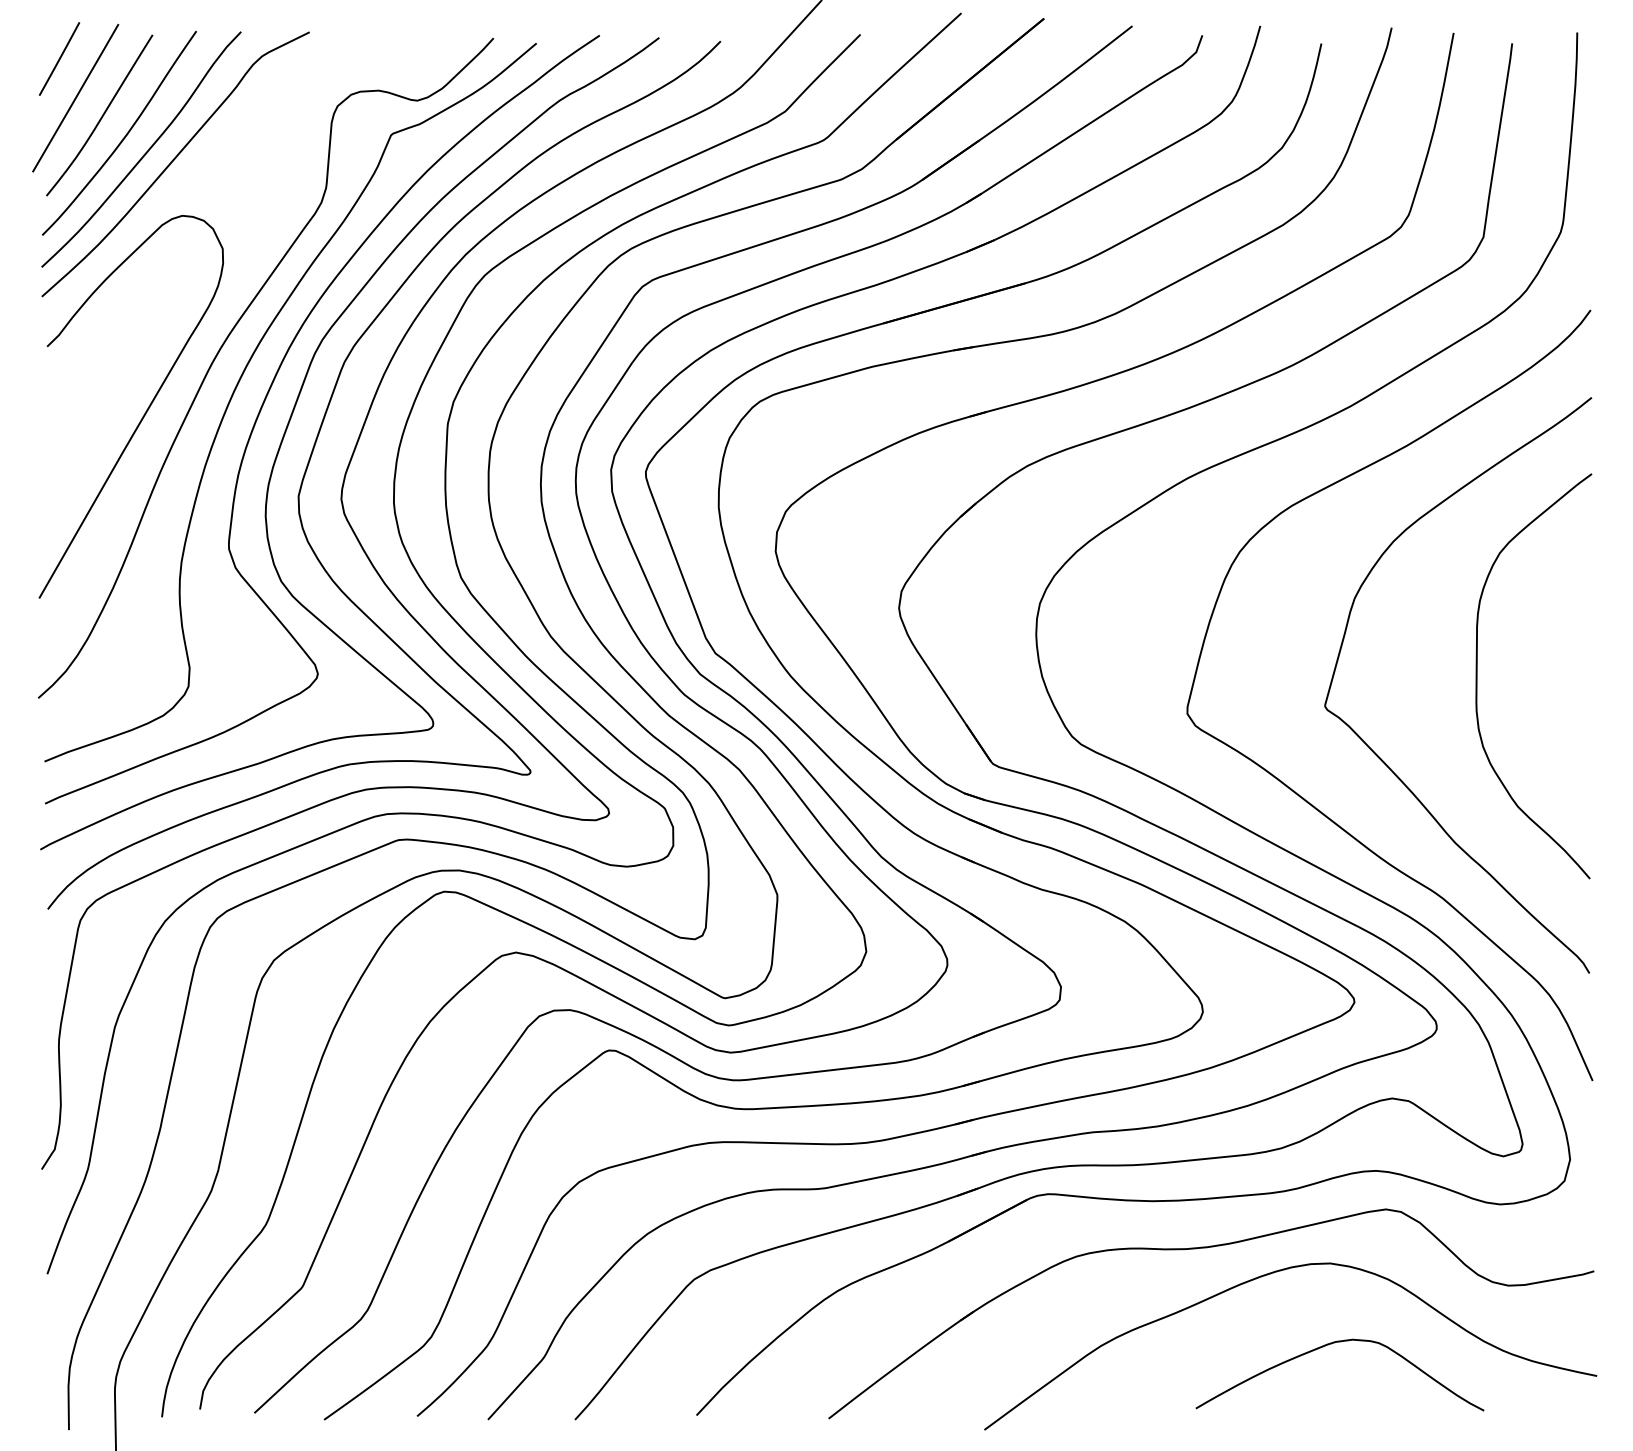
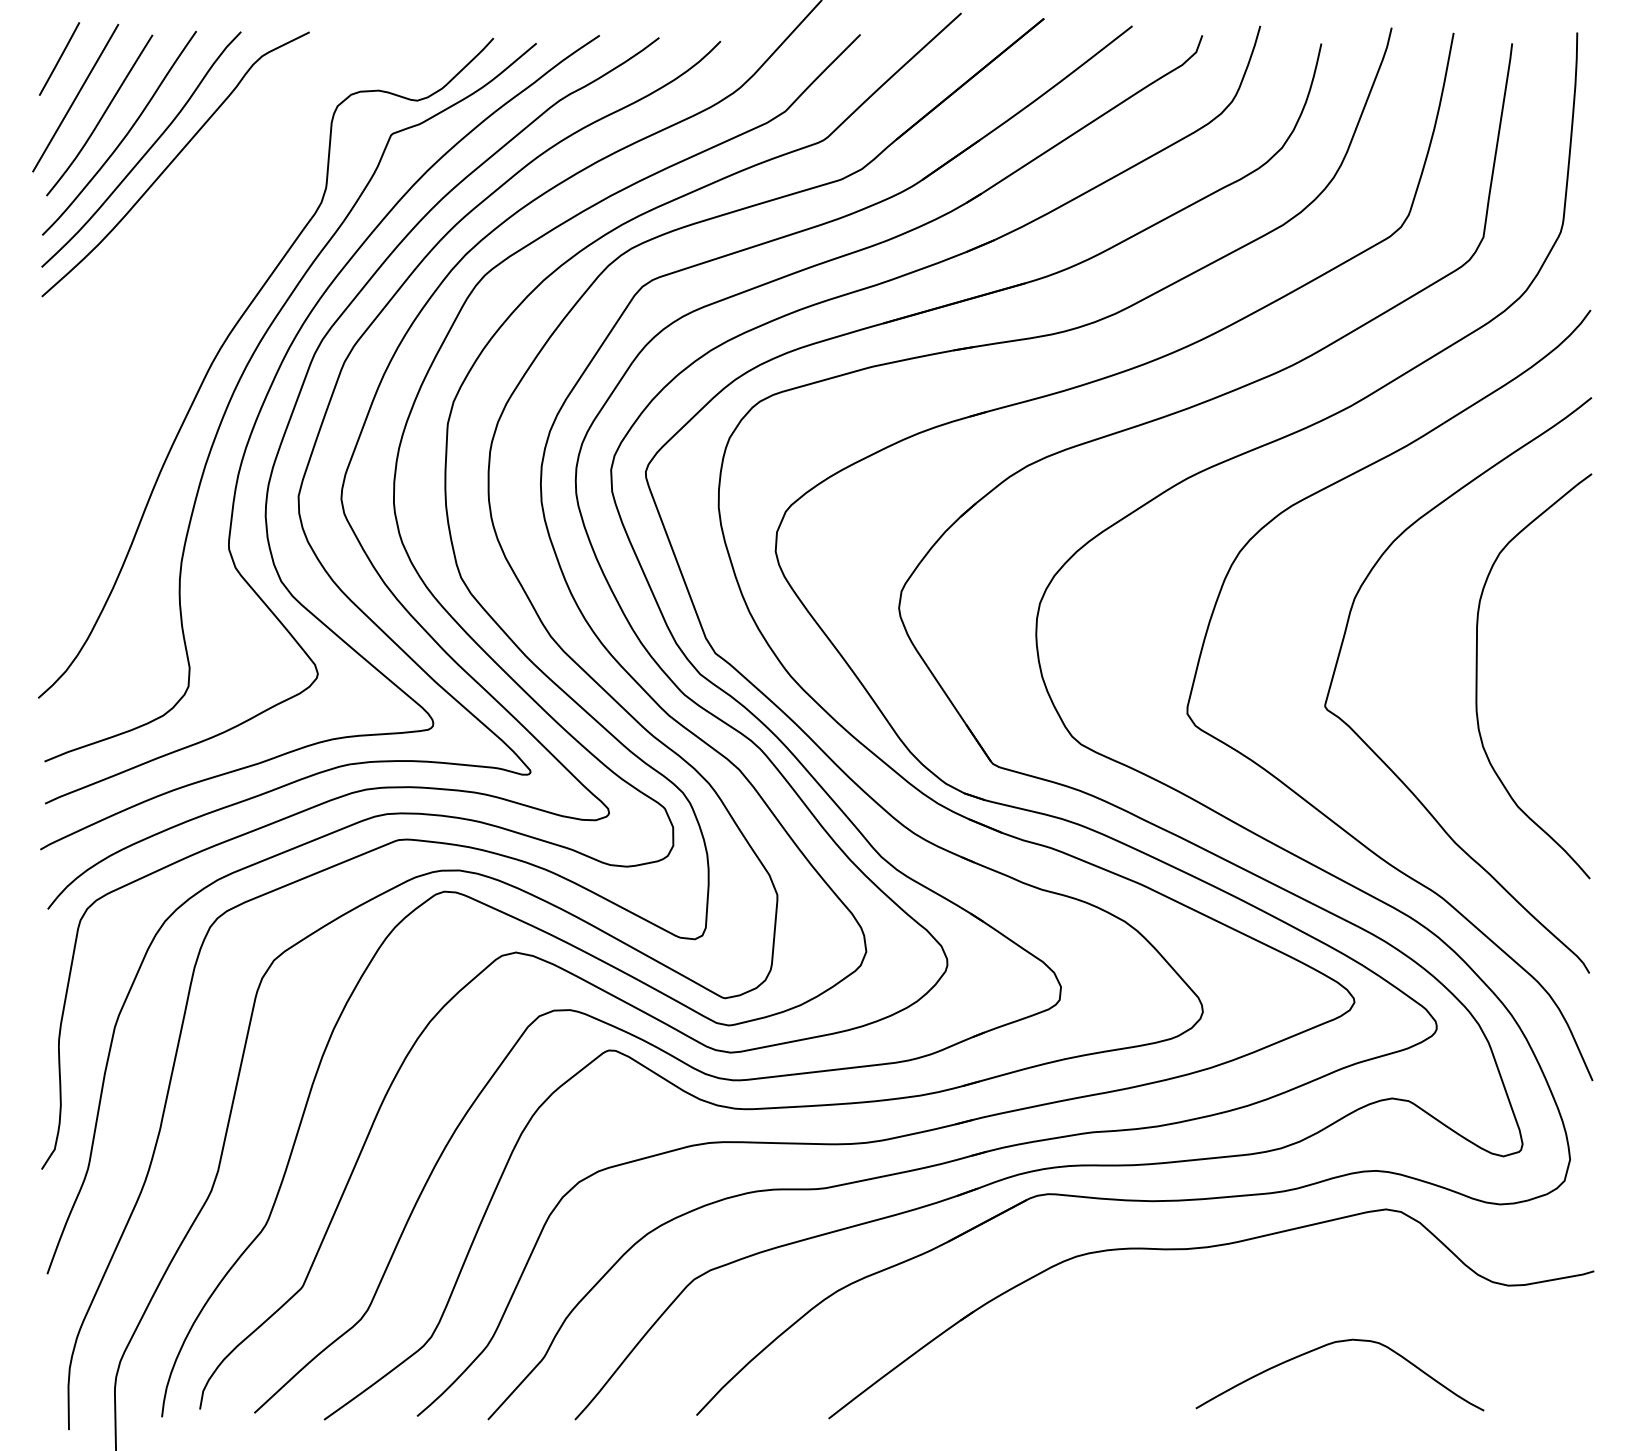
curve: present -> none (143, 414)
curve: present -> none (1267, 1275)
